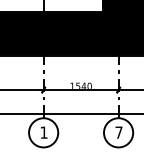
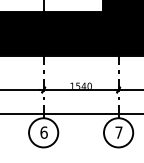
text: 1 -> 6 (43, 132)
